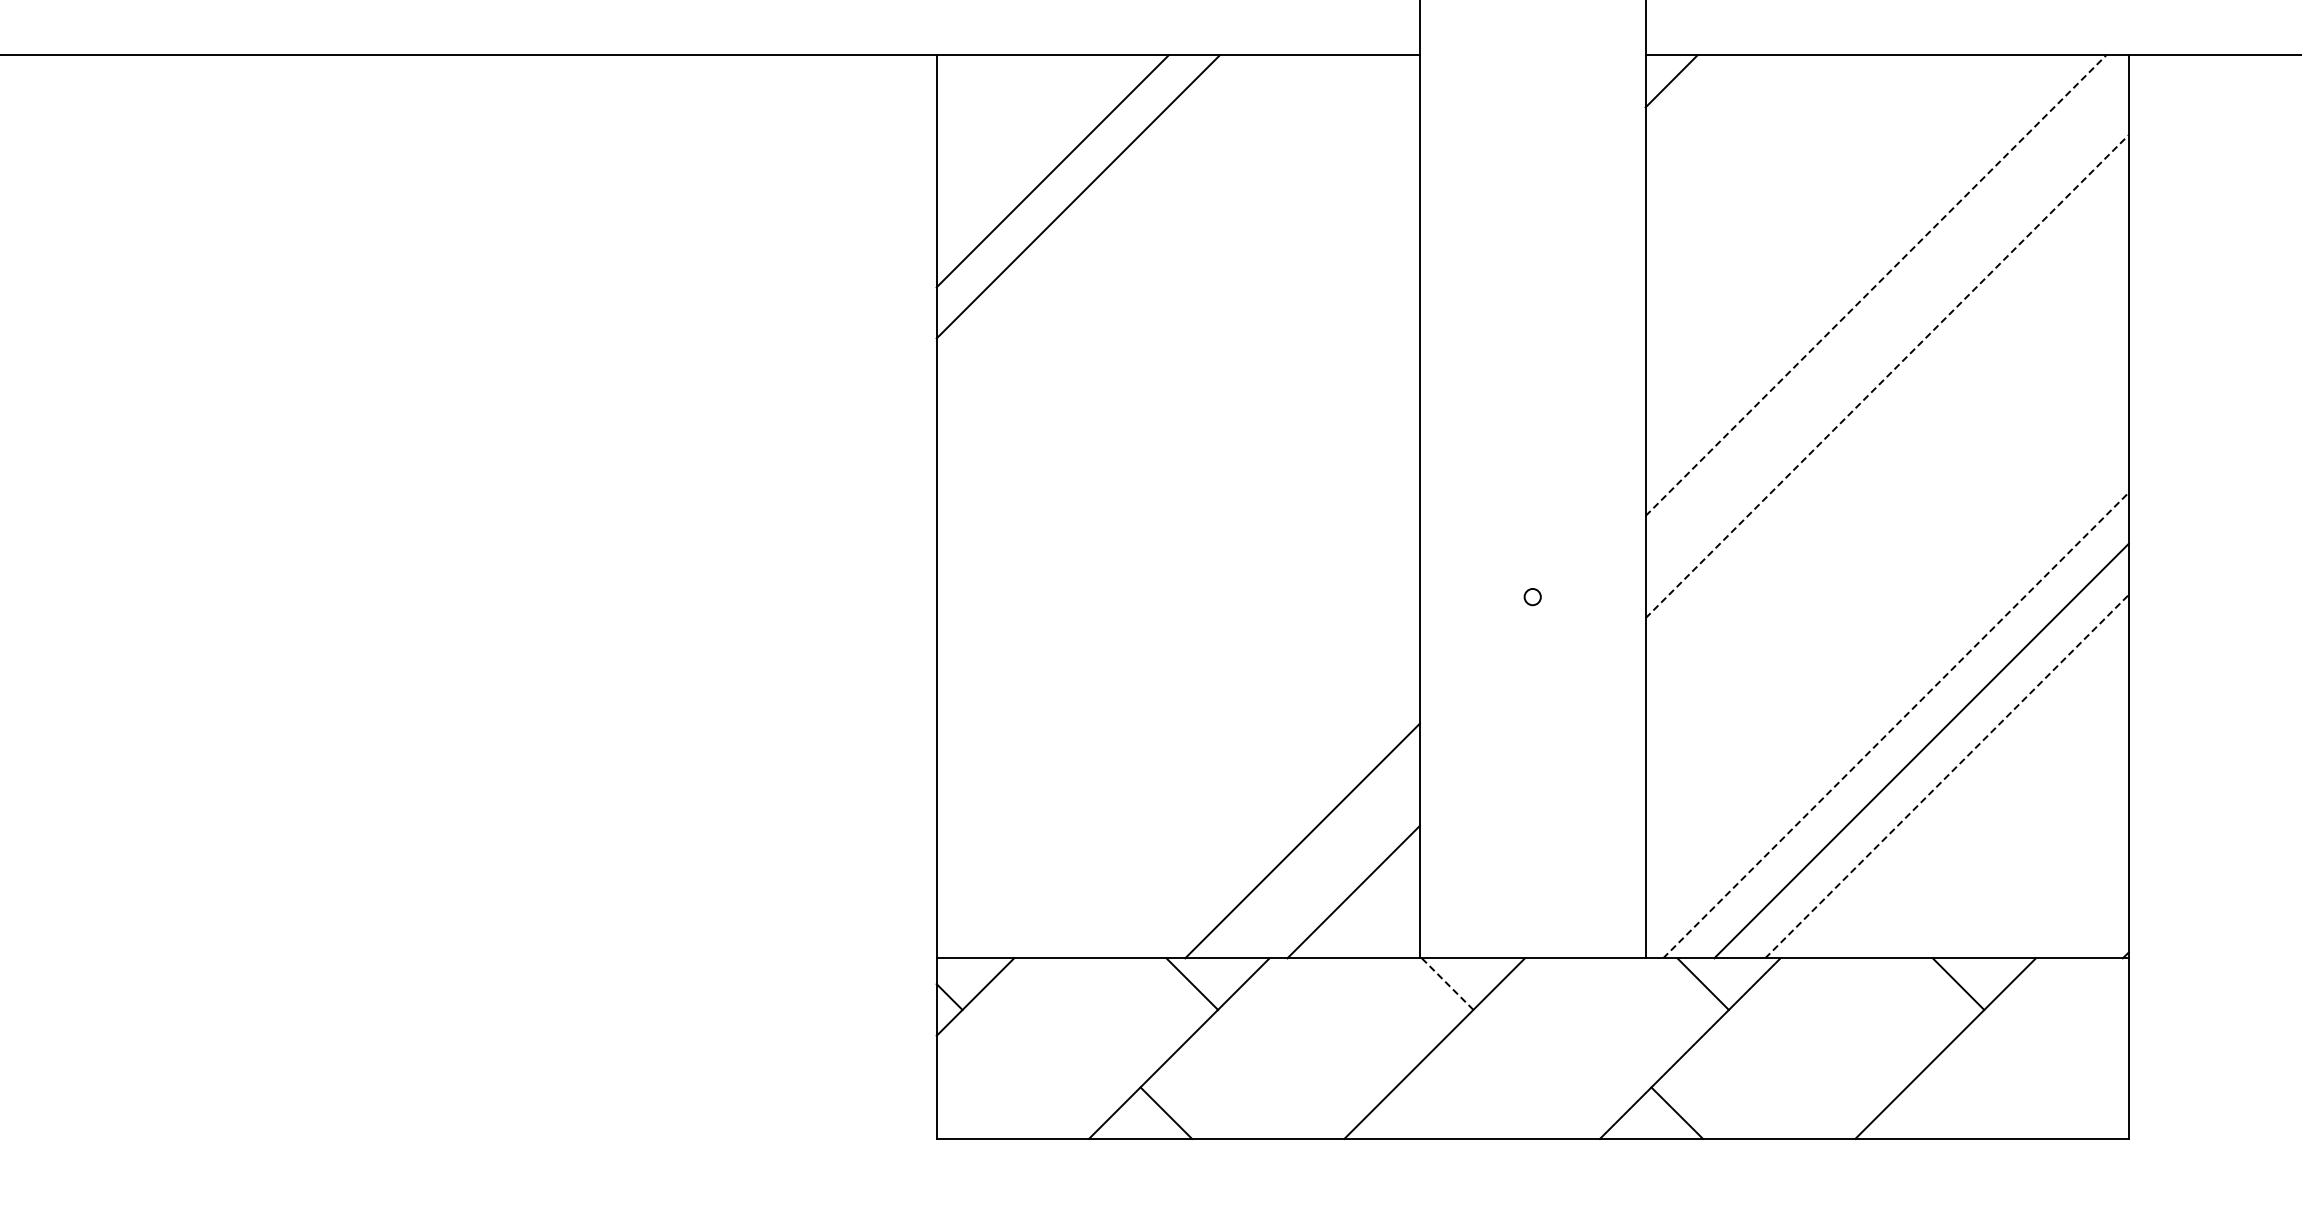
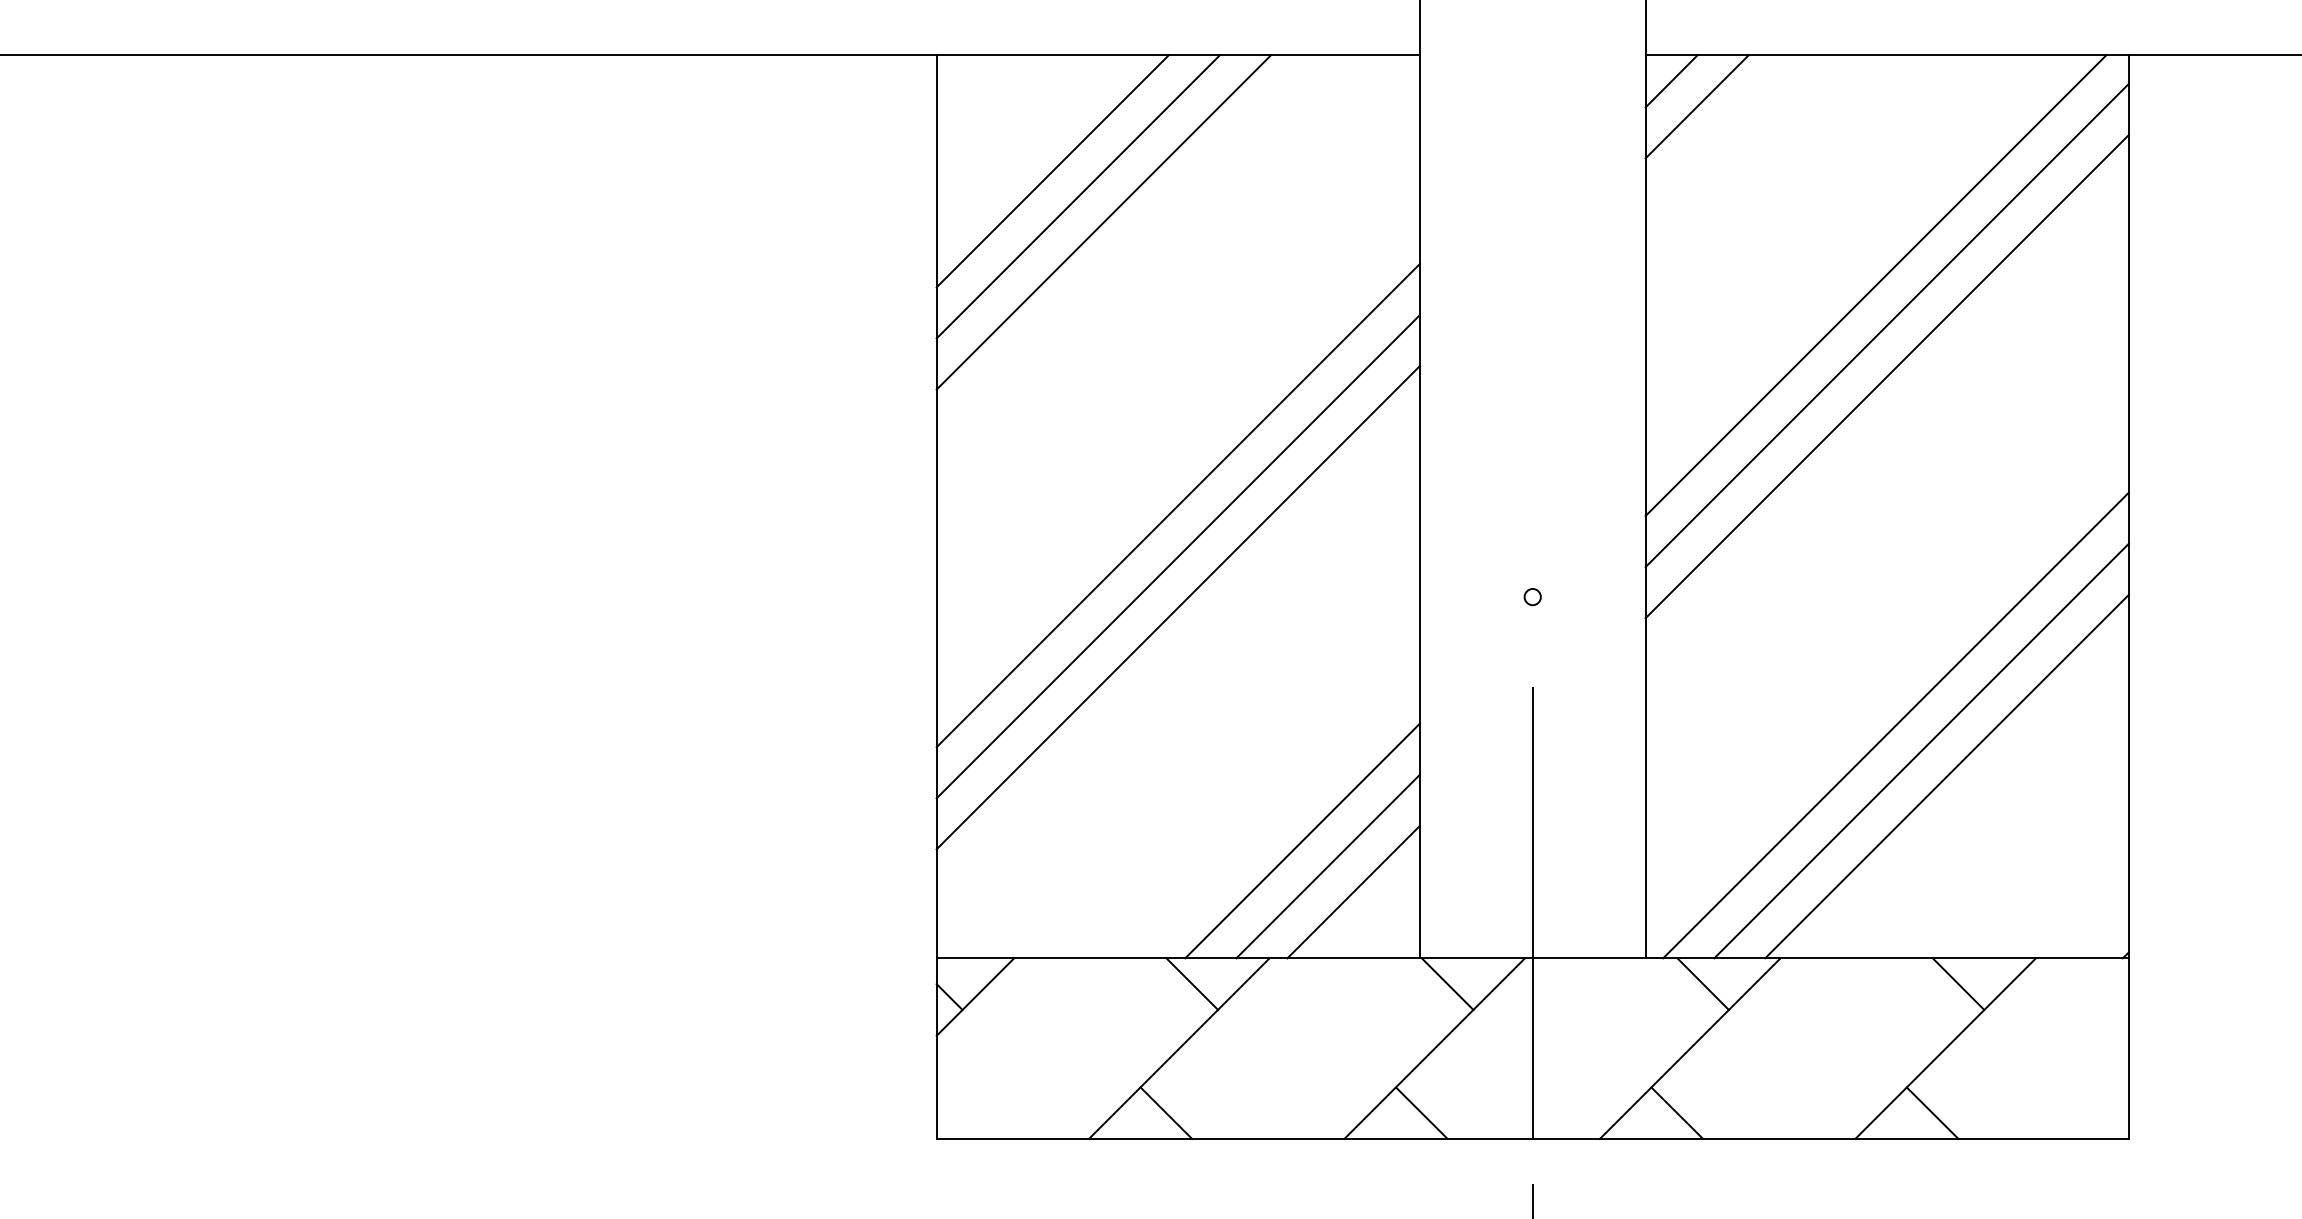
line: none -> present (1696, 106)
line: none -> present (1103, 222)
line: dashed -> solid (1876, 285)
line: none -> present (1886, 325)
line: dashed -> solid (1887, 376)
line: none -> present (1177, 505)
line: none -> present (1177, 556)
line: none -> present (1177, 607)
line: dashed -> solid (1896, 725)
line: dashed -> solid (1947, 776)
line: none -> present (1327, 866)
line: none -> present (1532, 951)
line: dashed -> solid (1447, 984)
line: none -> present (1421, 1112)
line: none -> present (1932, 1112)
